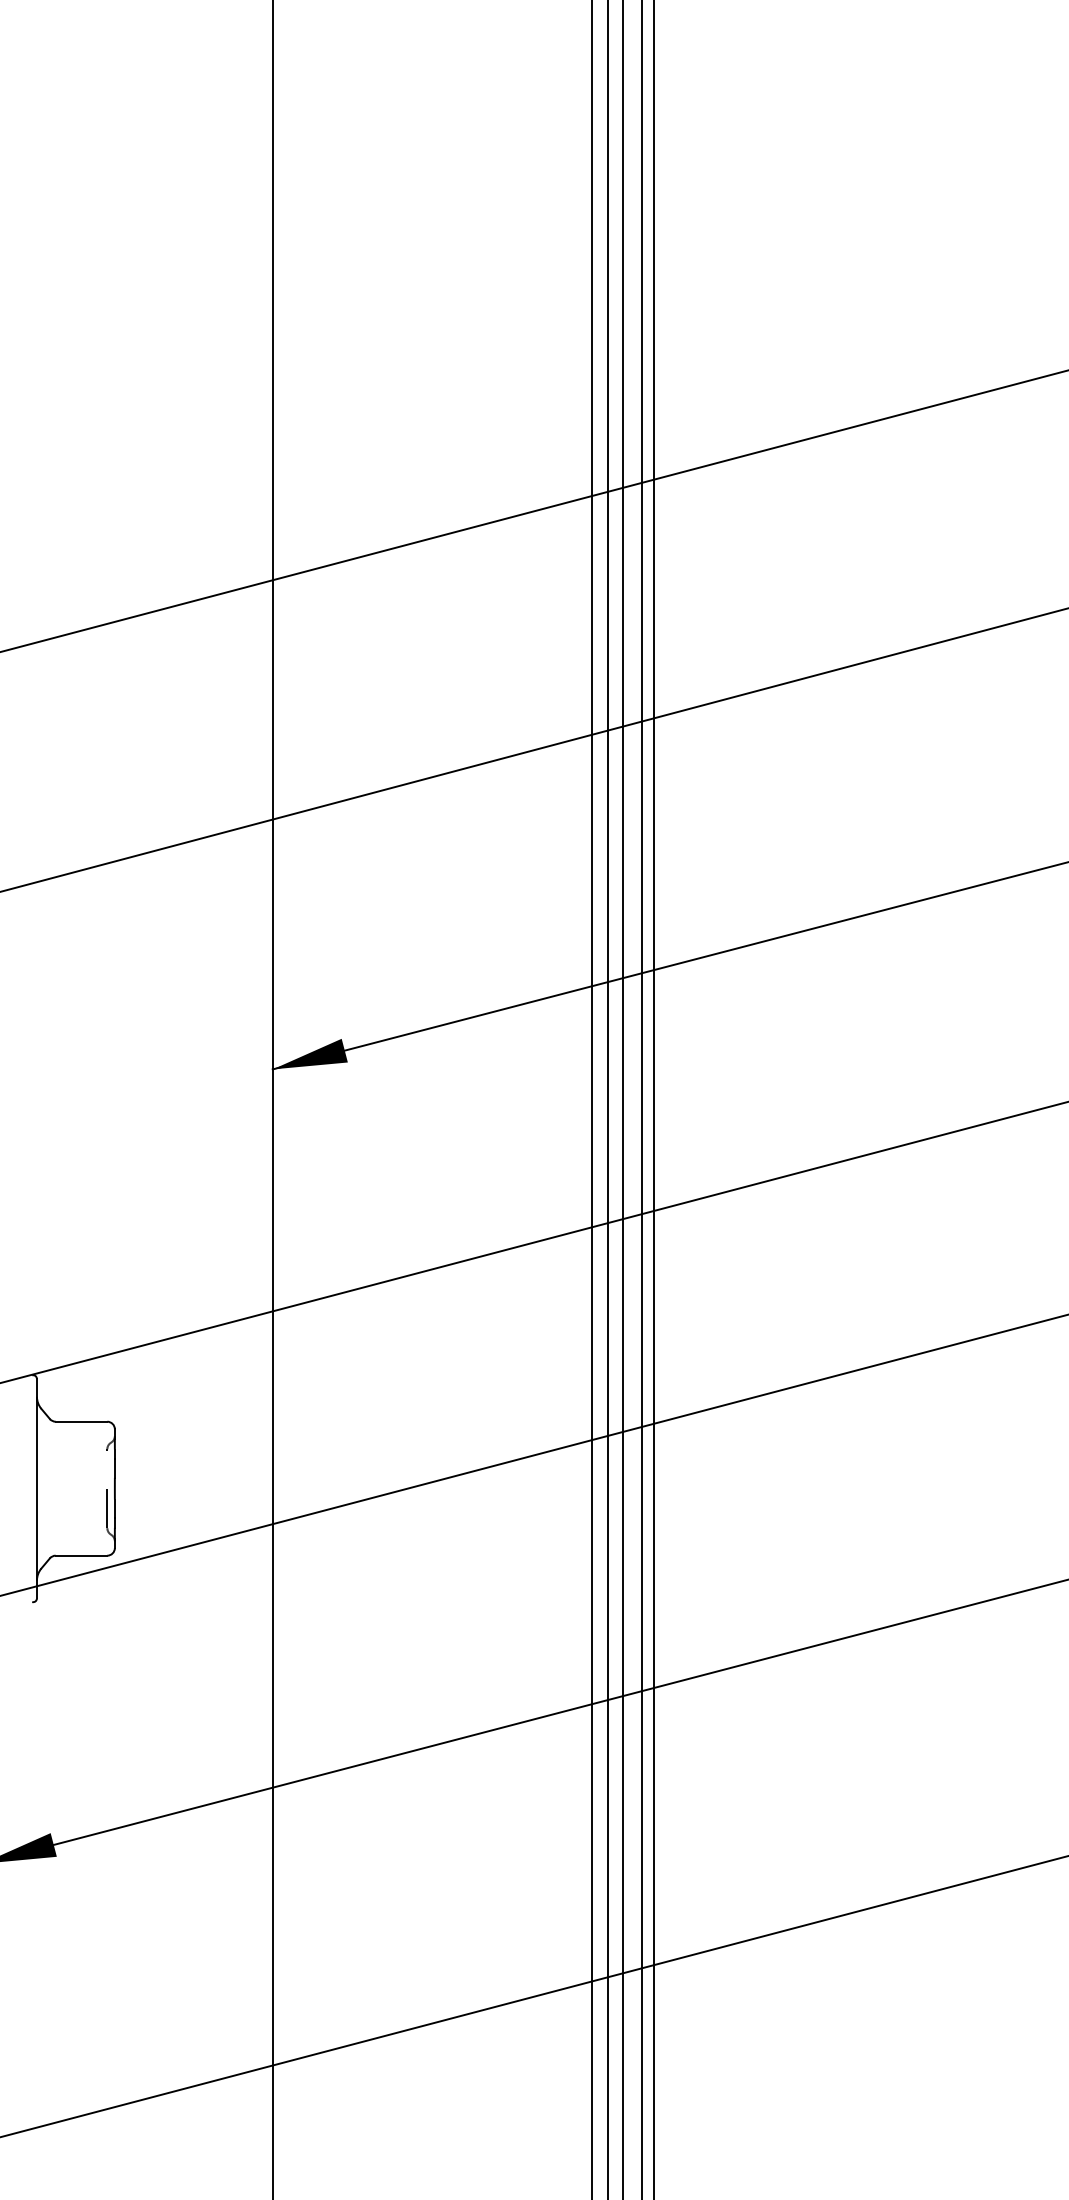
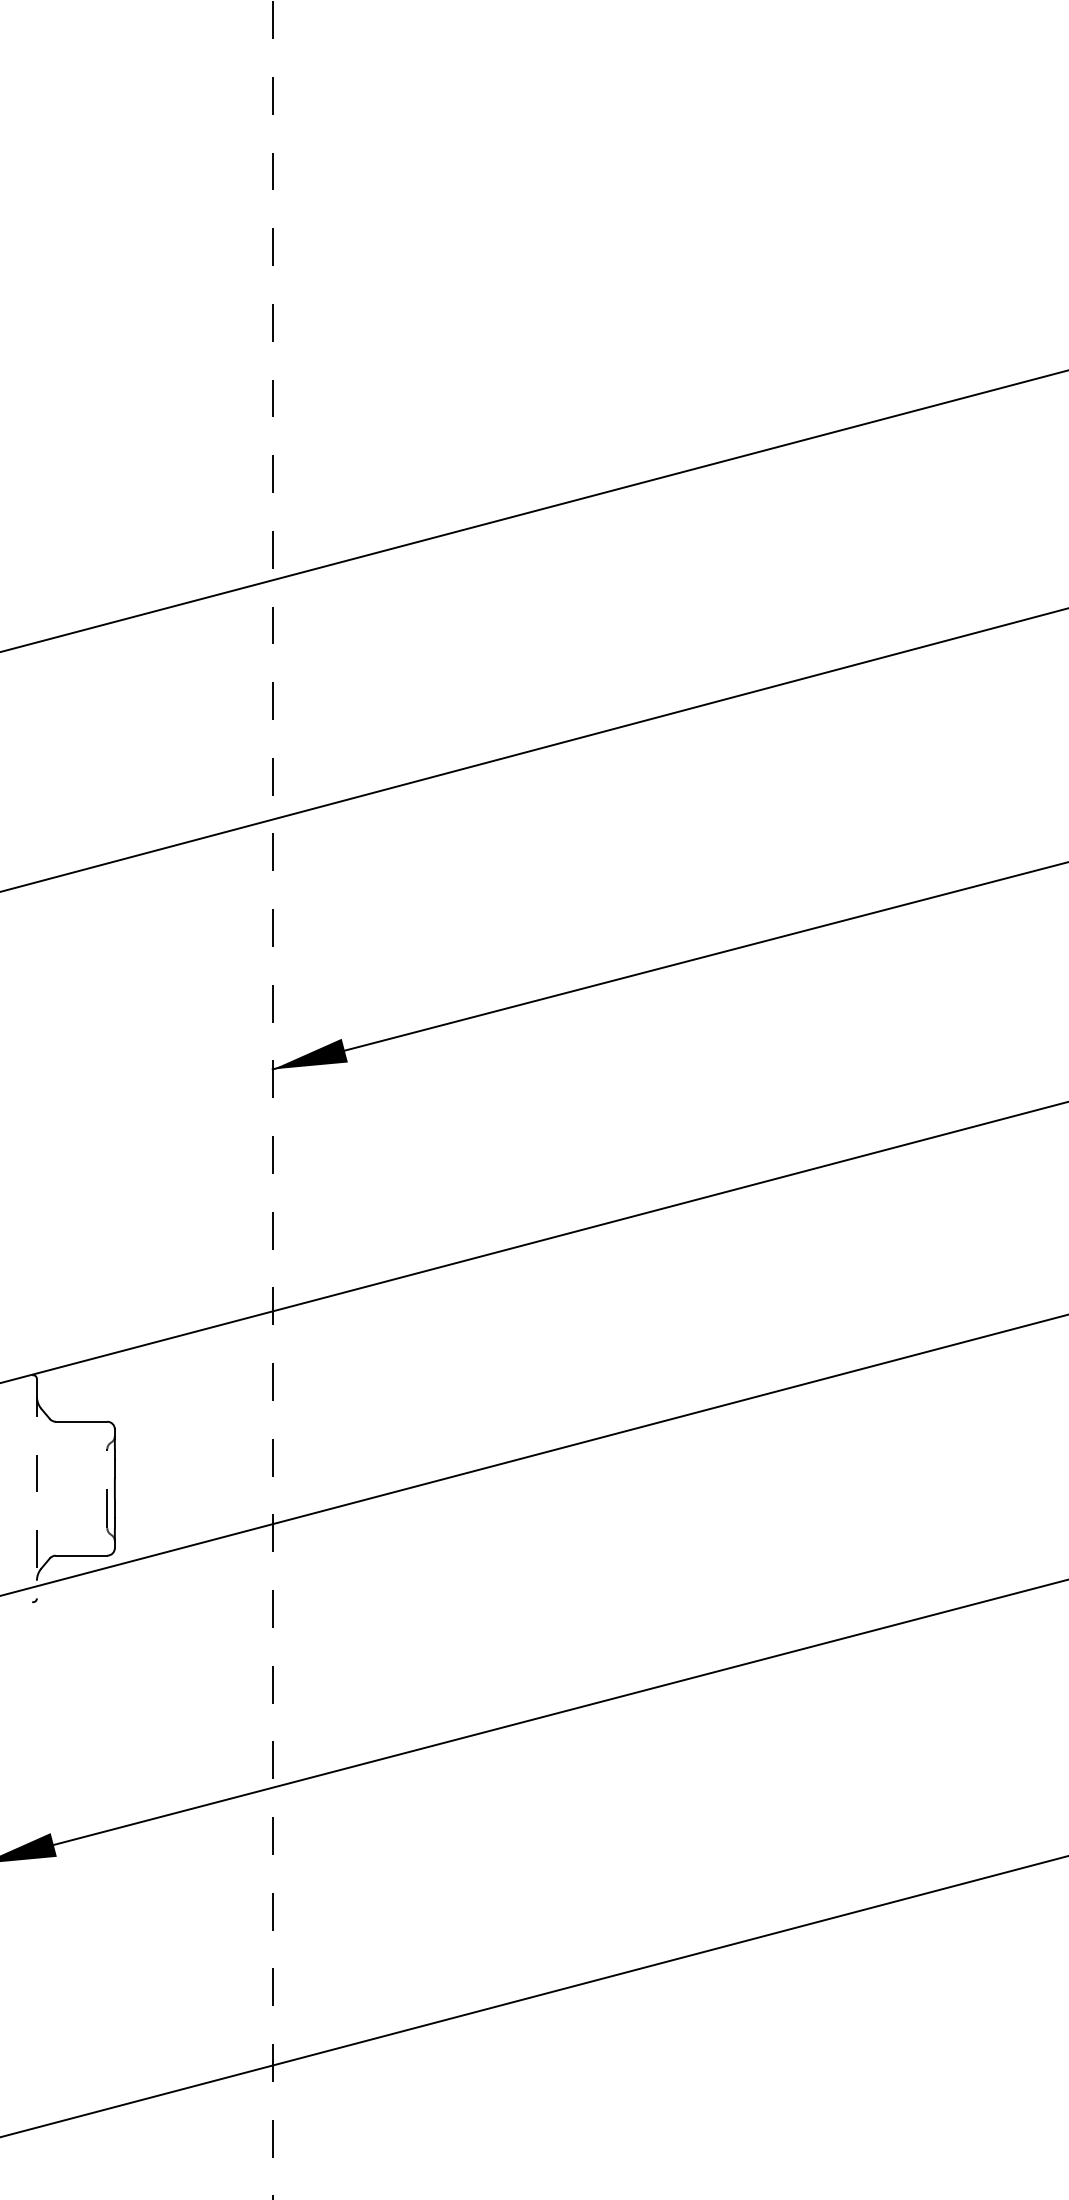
line: present -> none (592, 1099)
line: present -> none (607, 1099)
line: present -> none (622, 1099)
line: present -> none (641, 1099)
line: present -> none (653, 1099)
line: solid -> dashed (272, 1100)
line: solid -> dashed (36, 1488)
